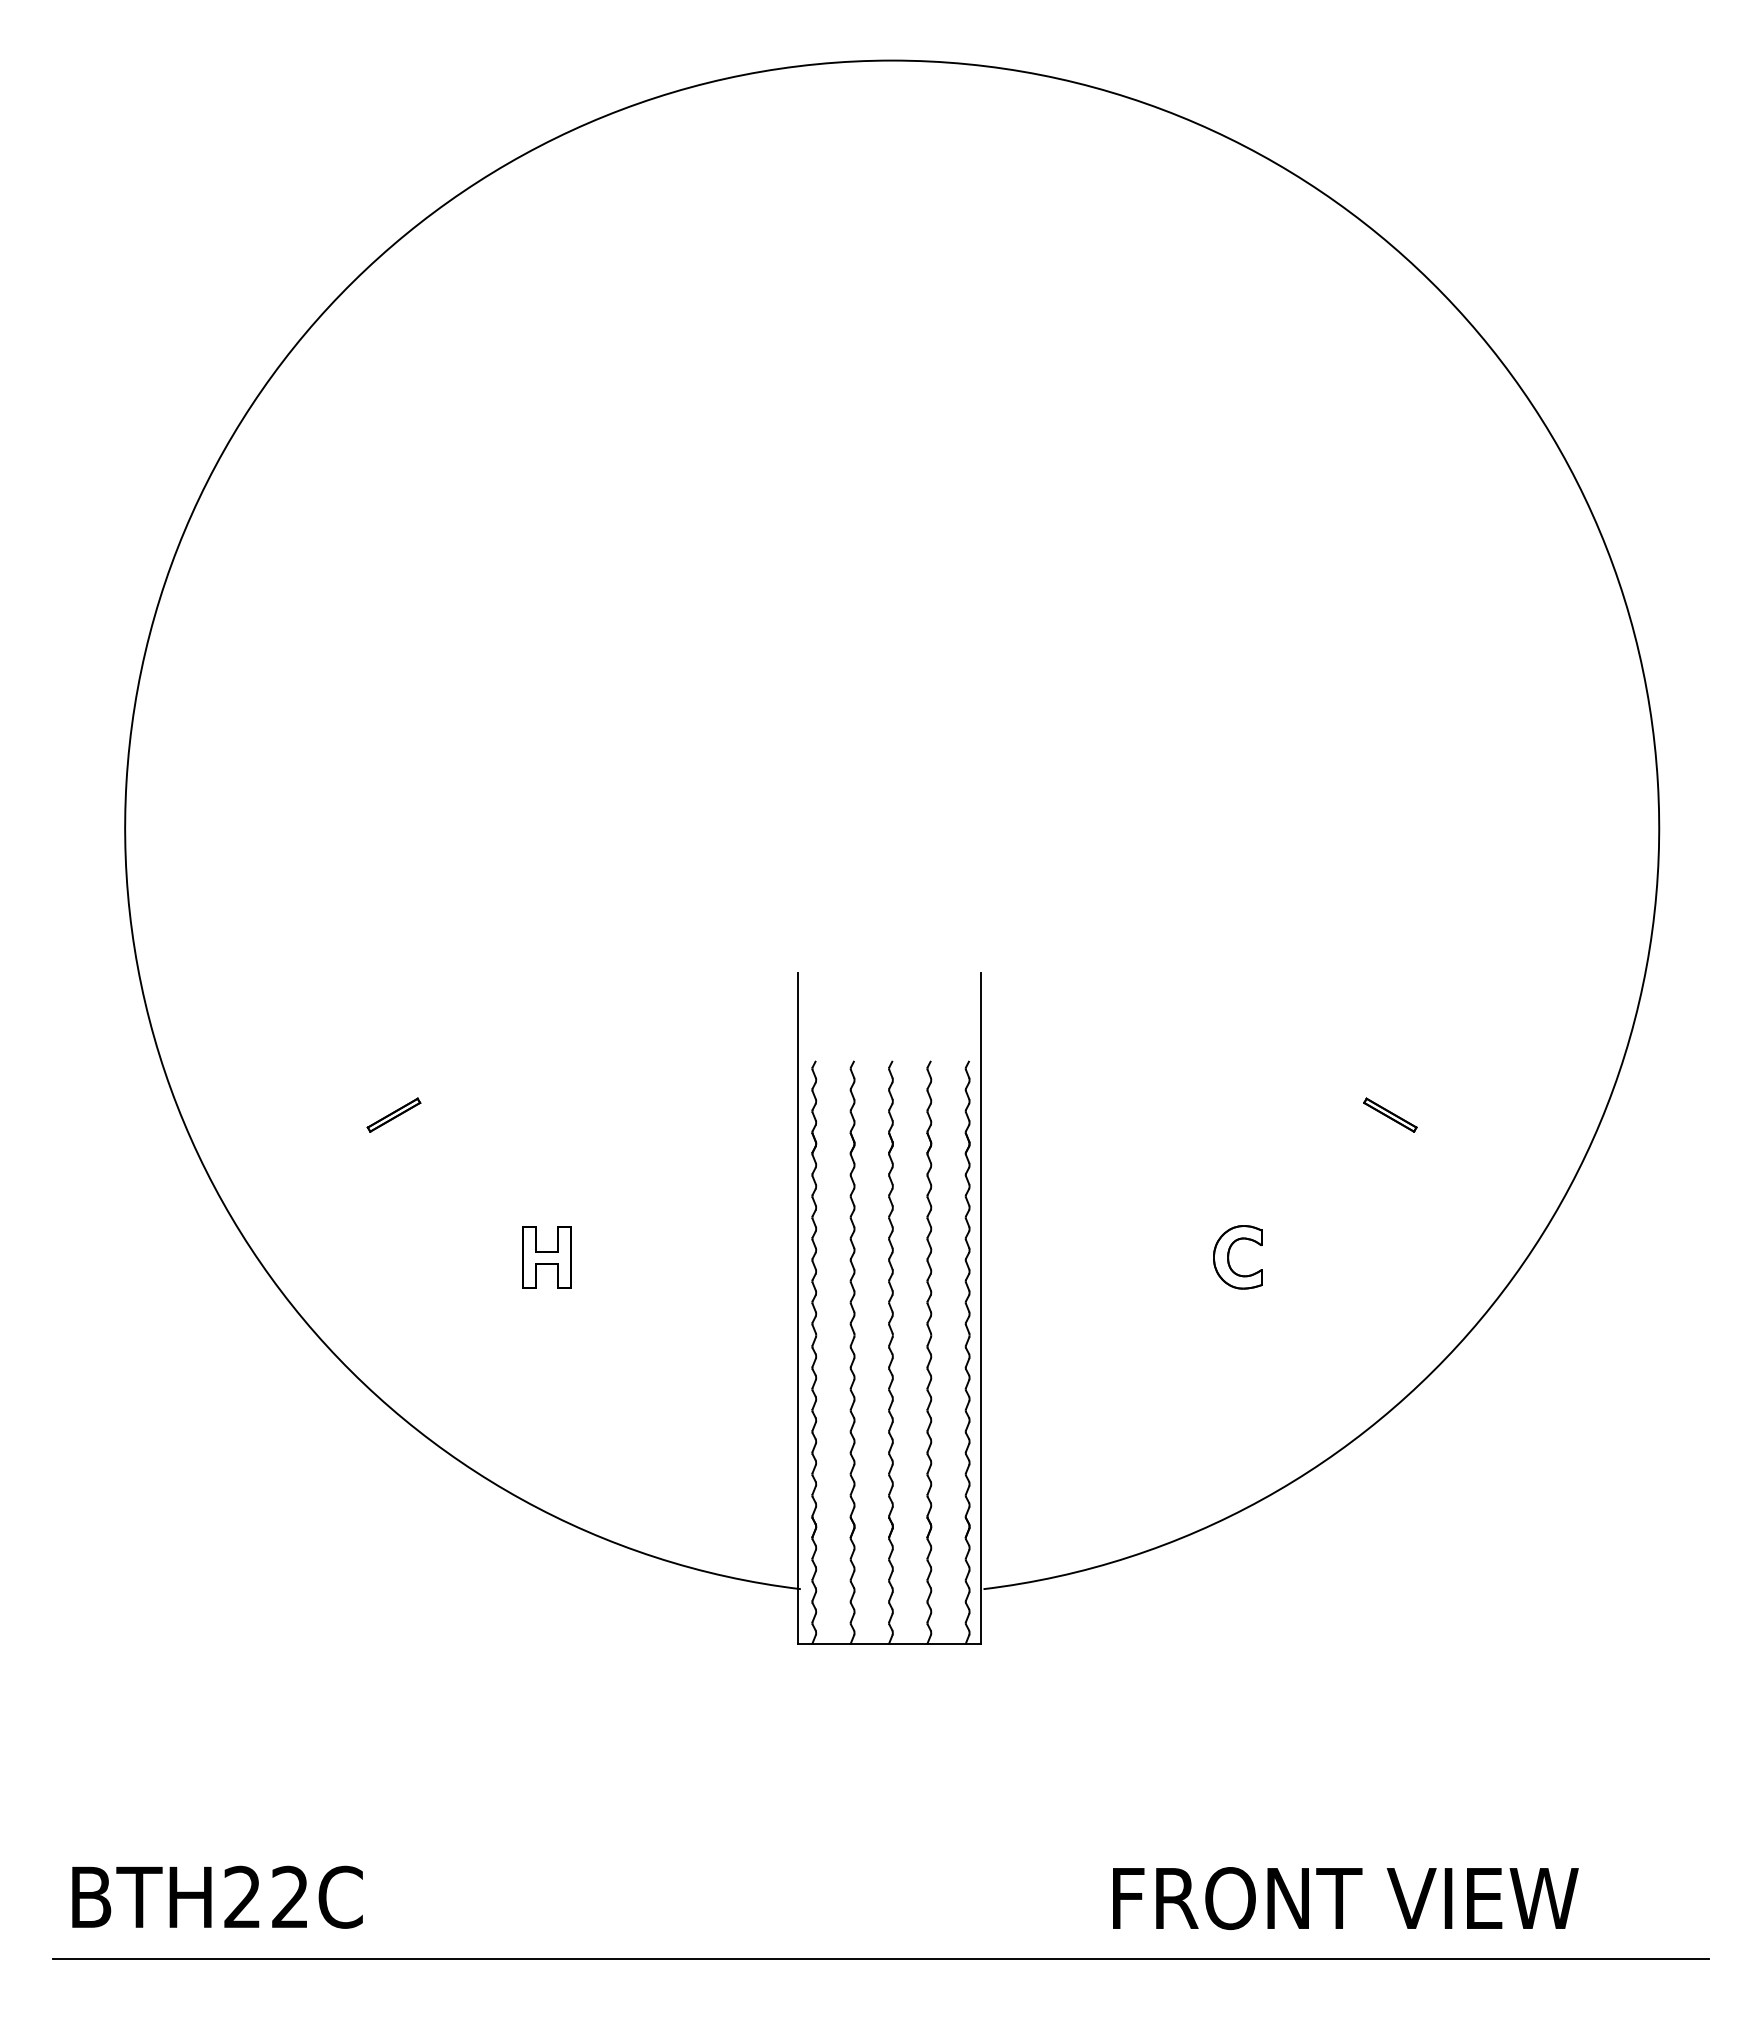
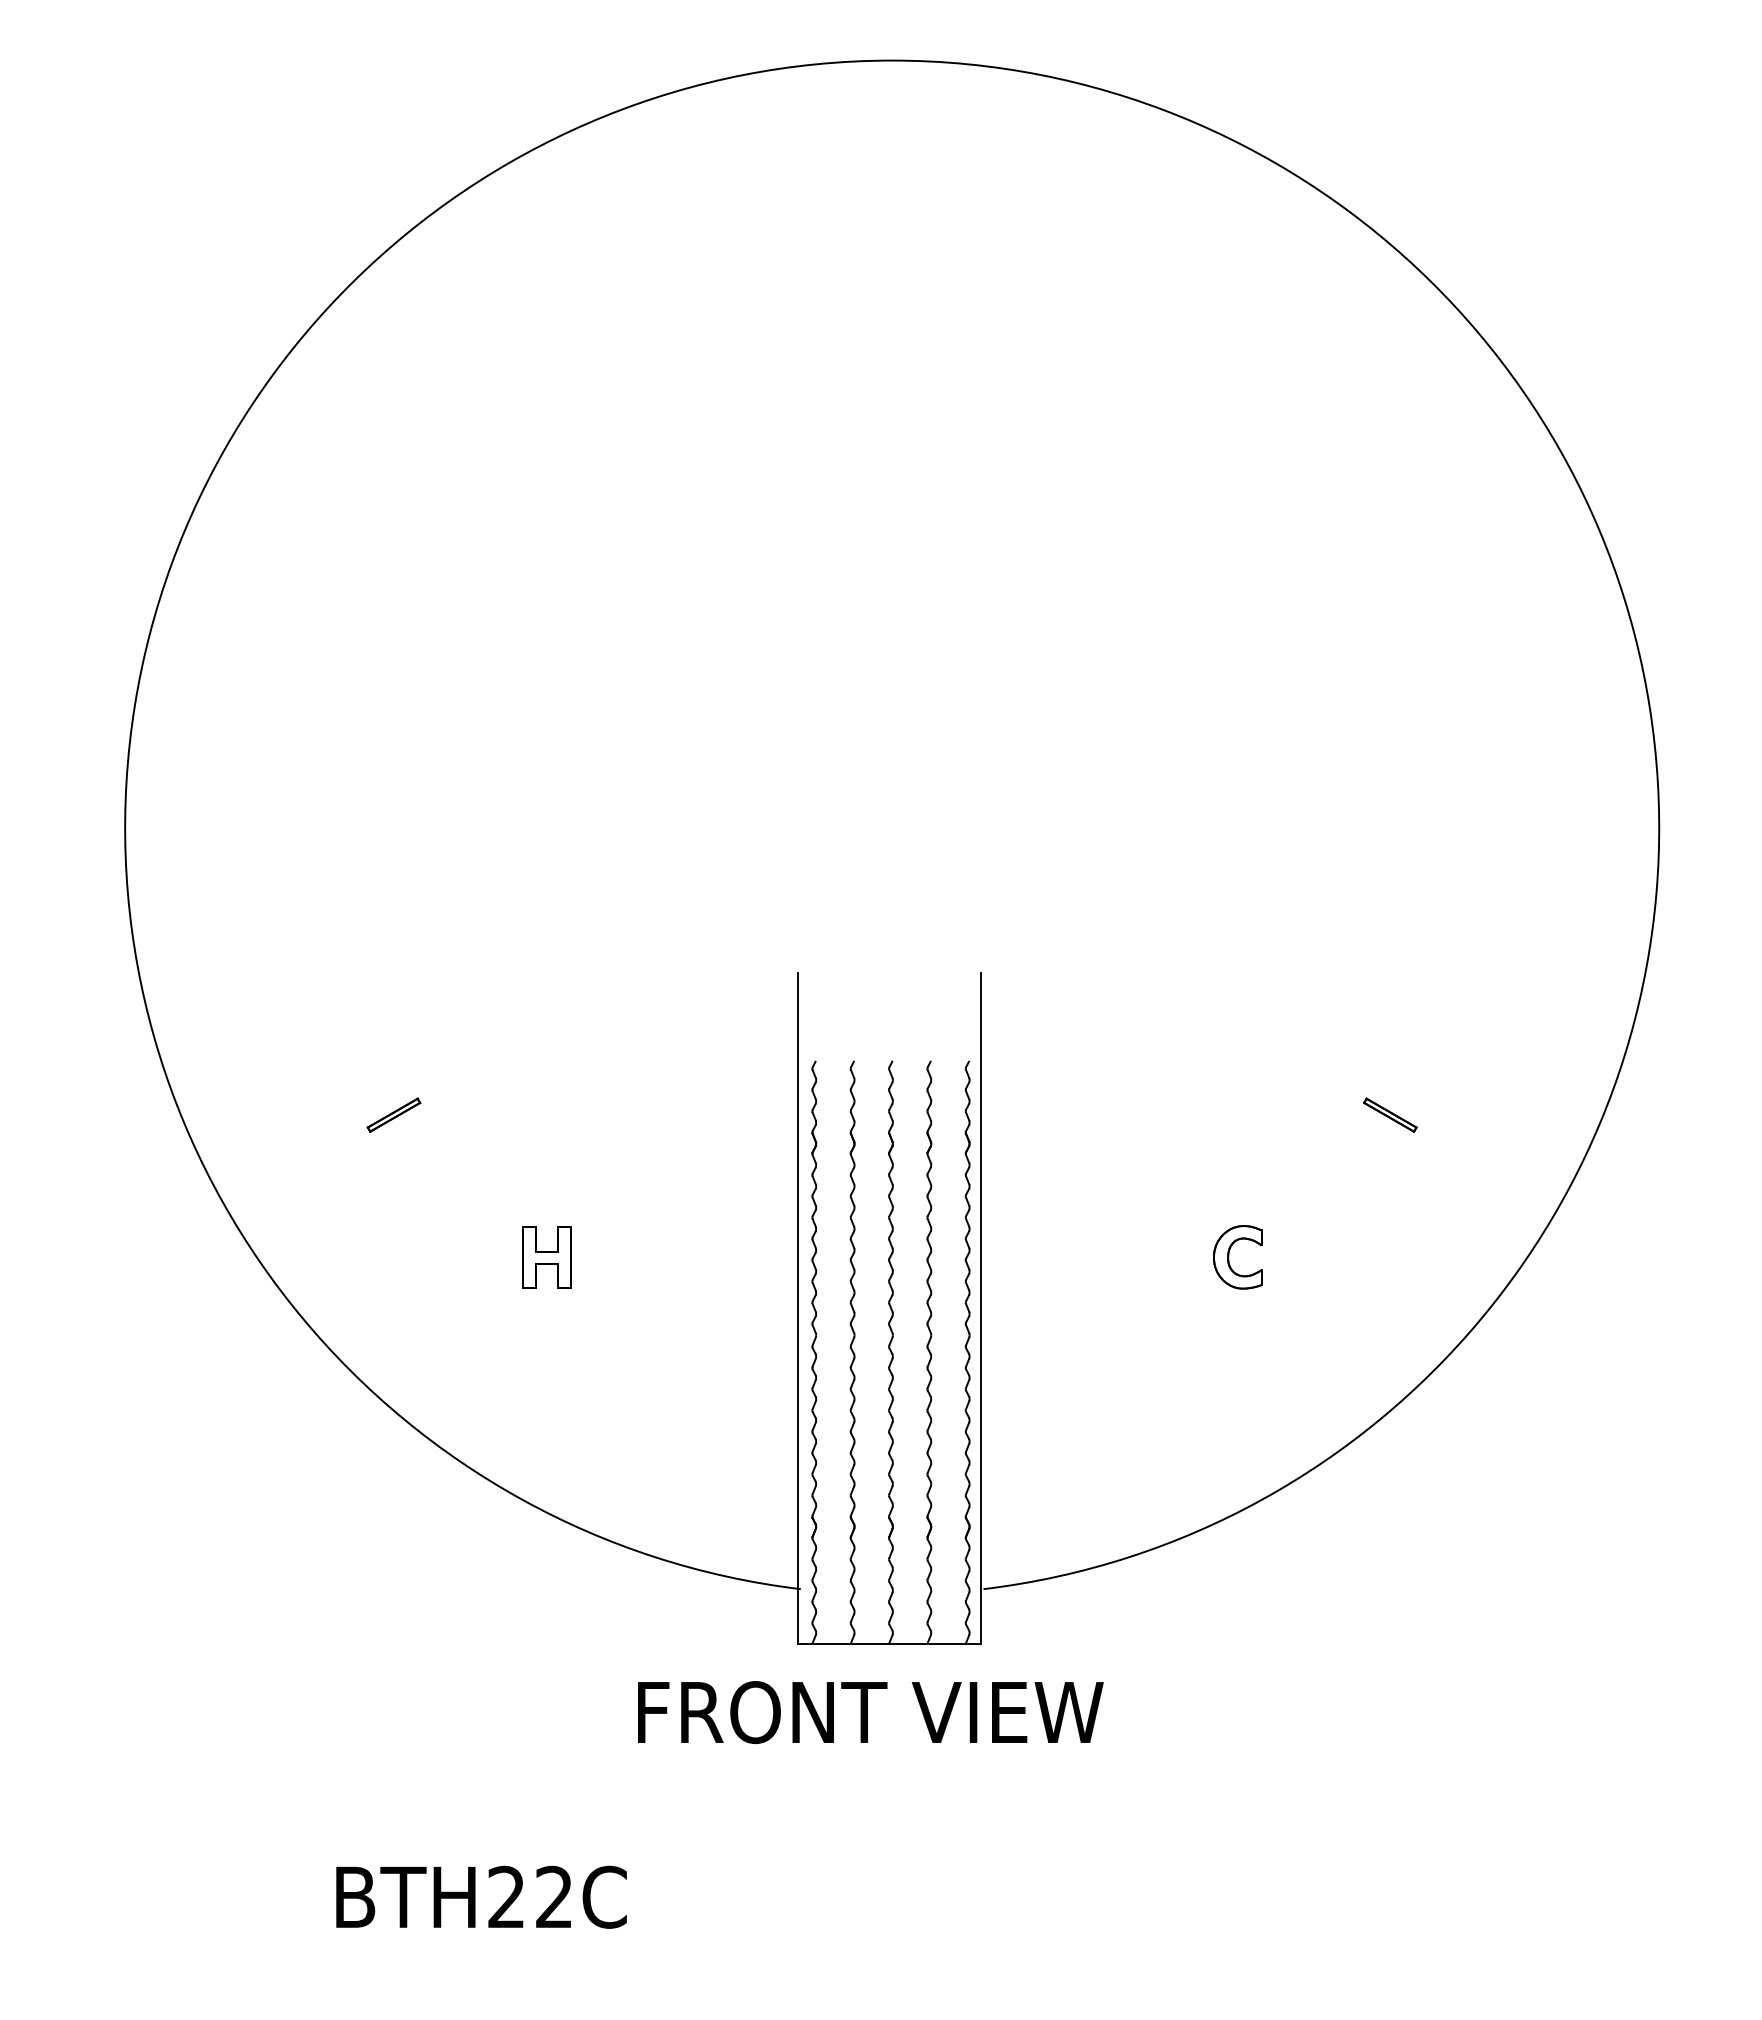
text position: (217, 1896) -> (481, 1896) (481, 1896)
text position: (1345, 1898) -> (870, 1712) (870, 1712)
line: present -> none (880, 1959)
